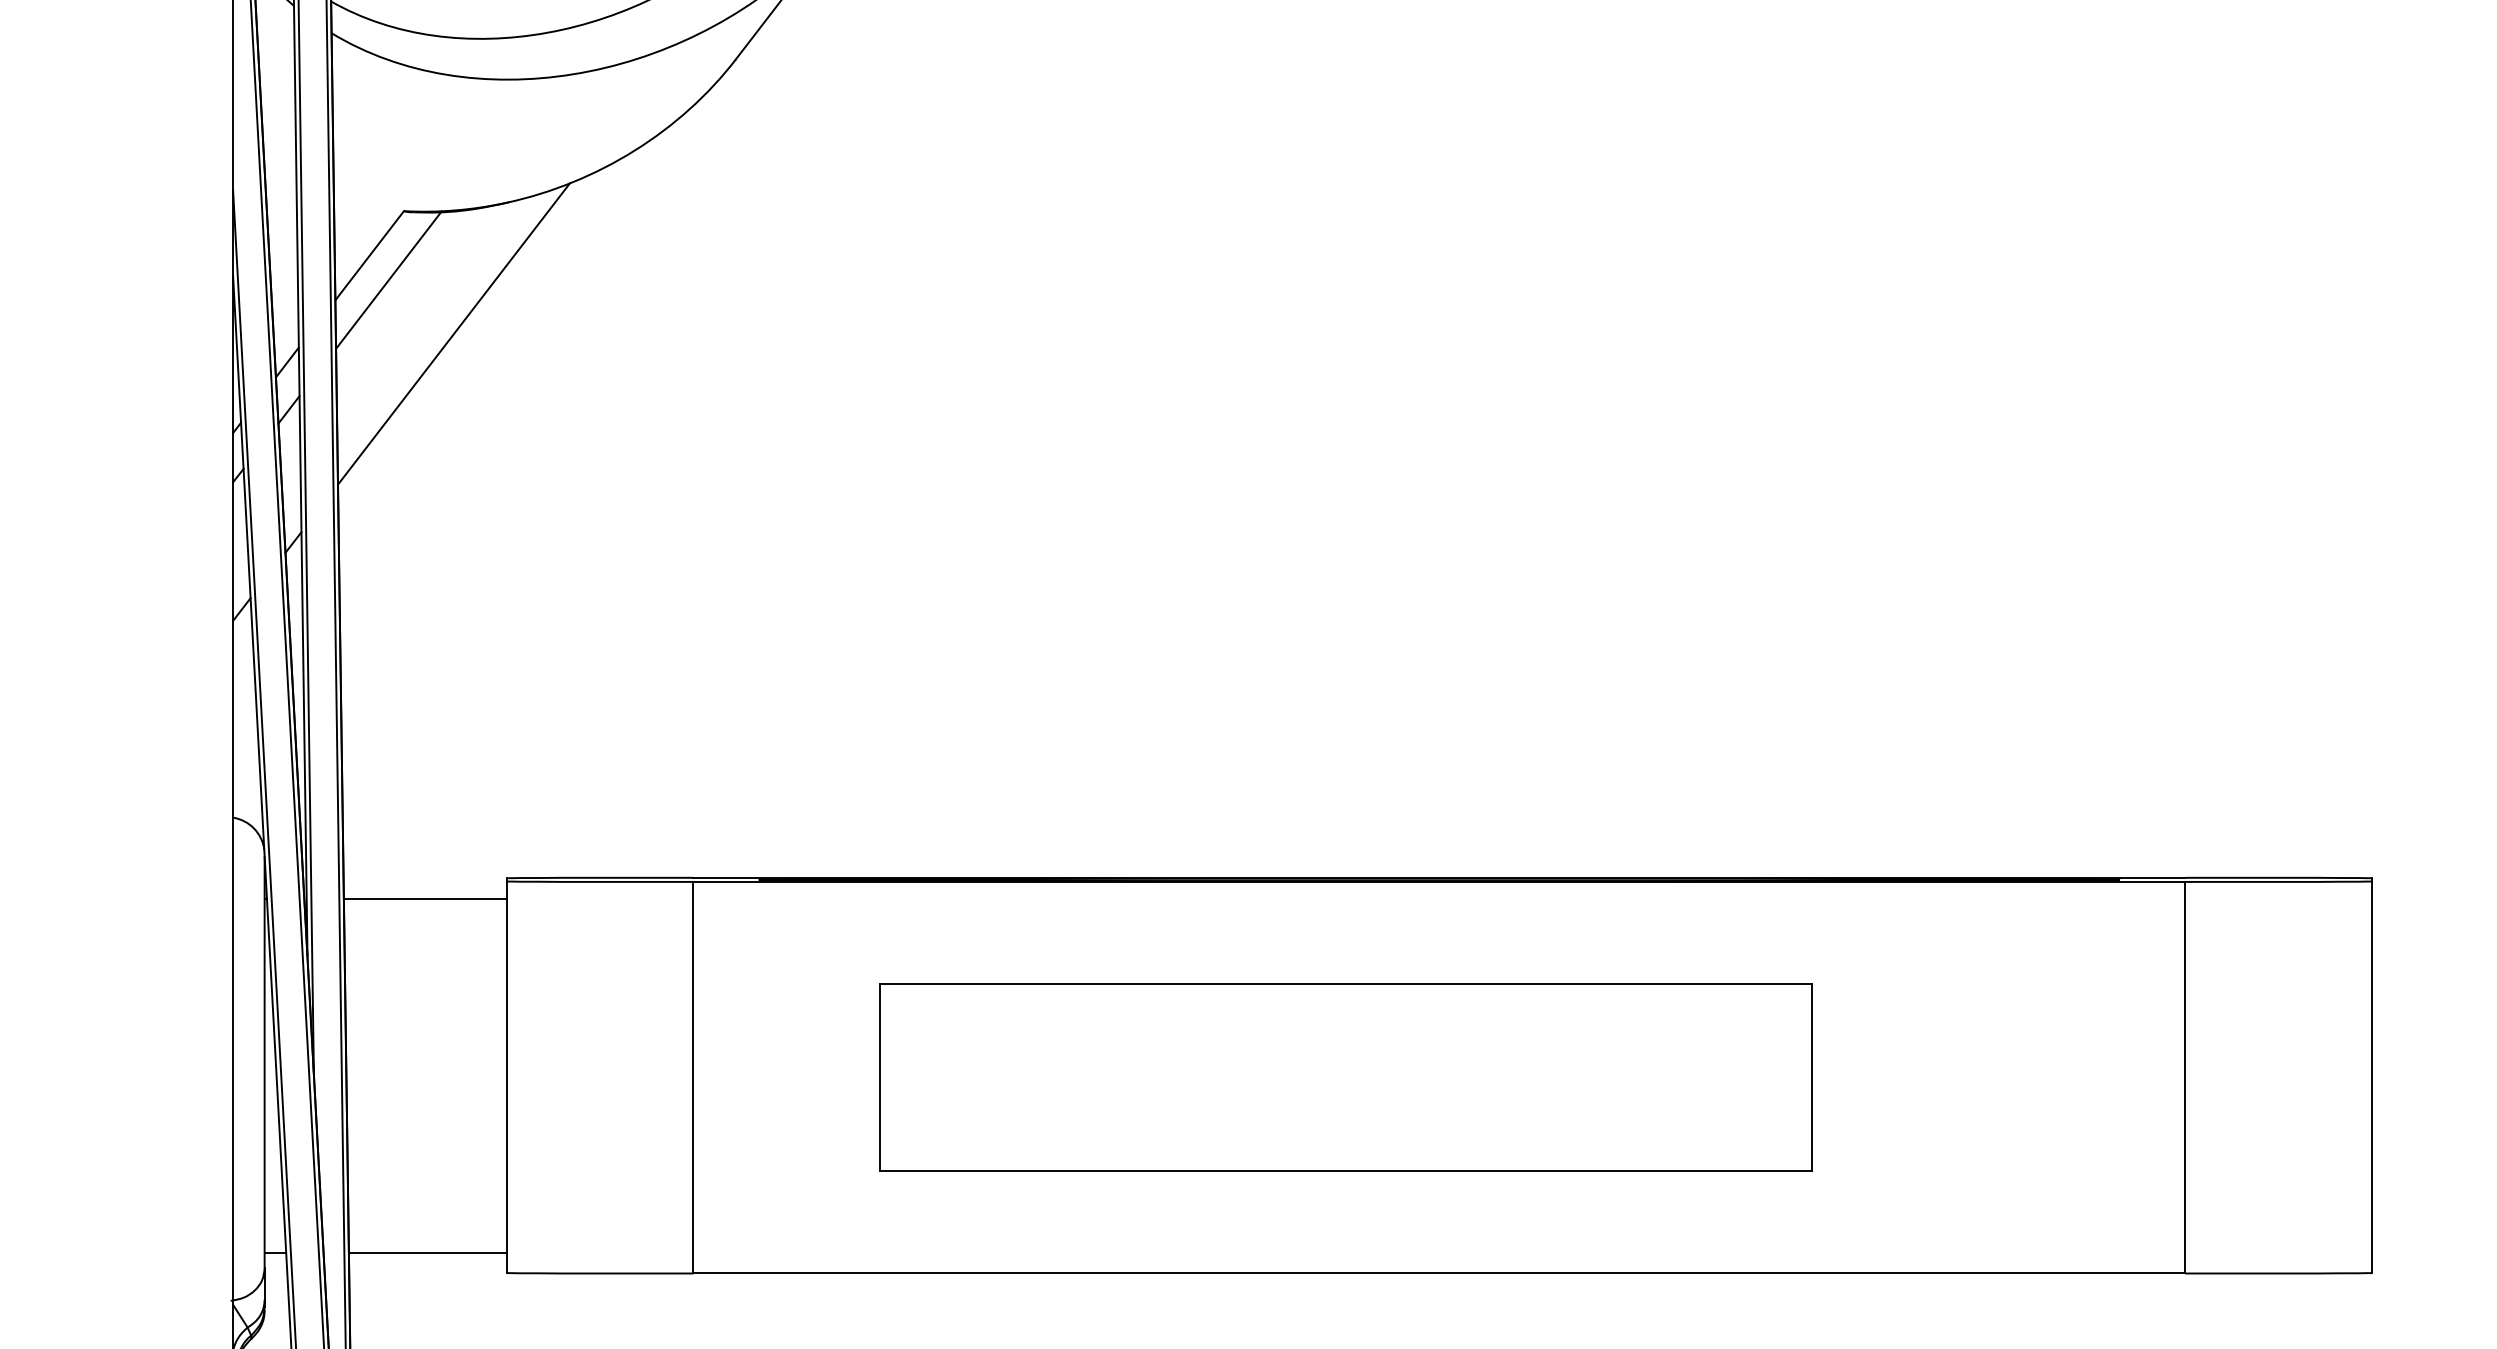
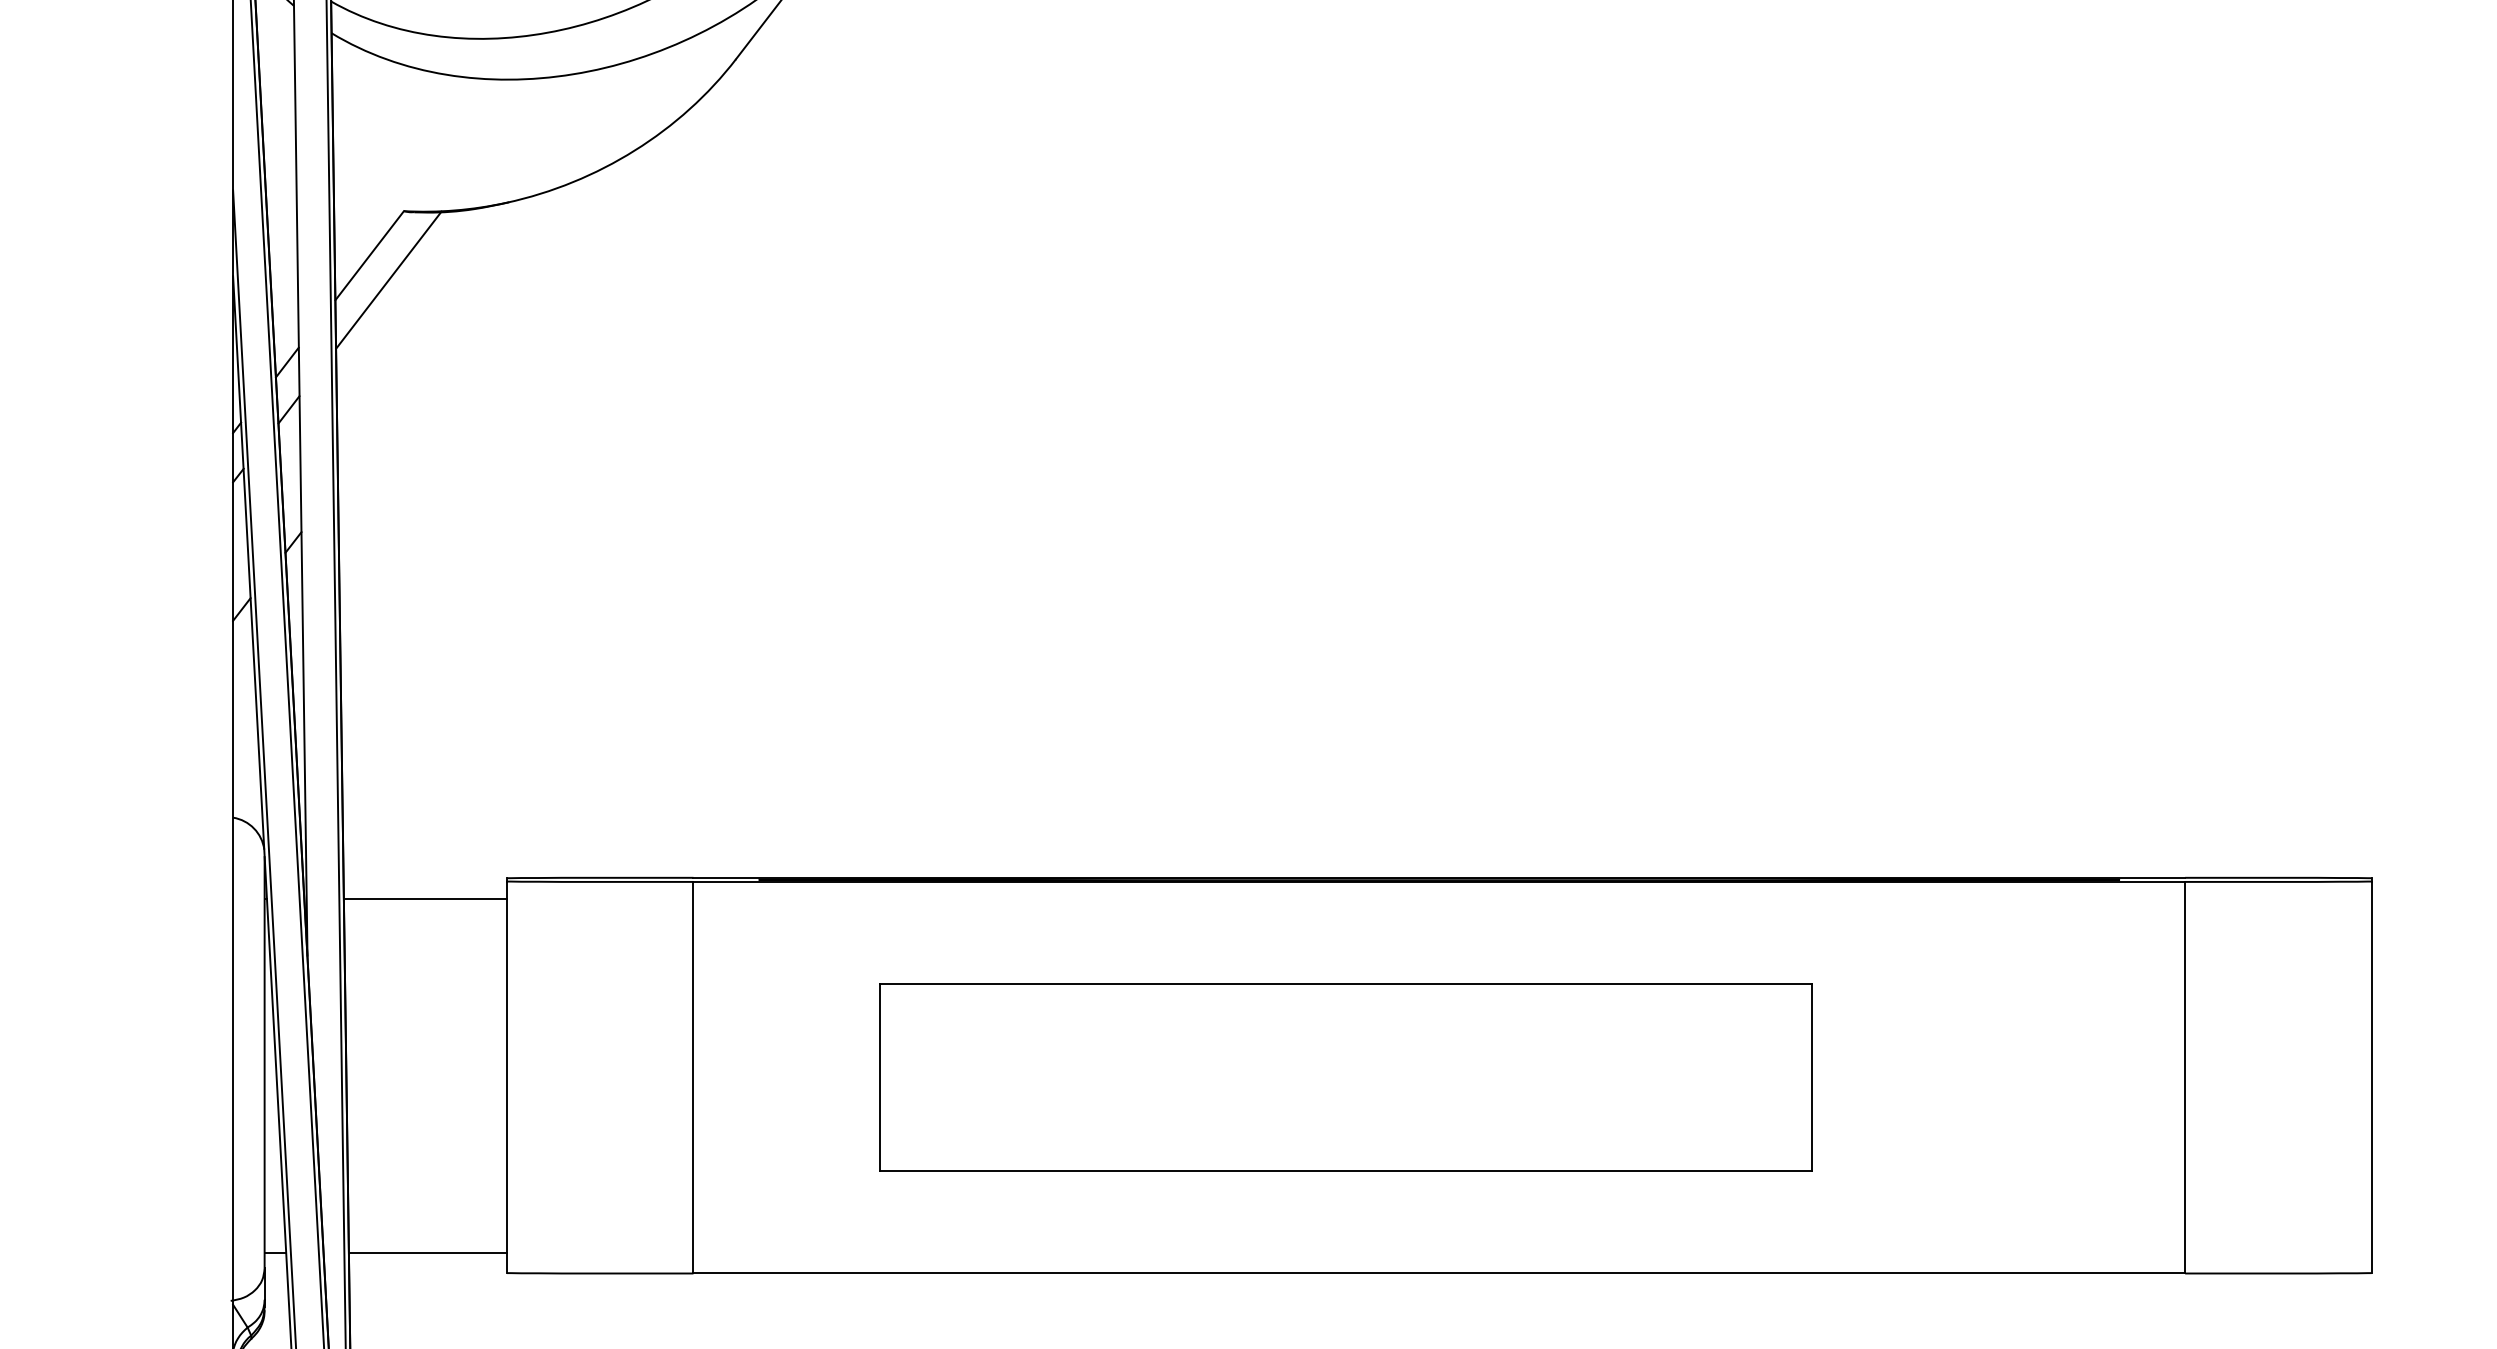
line: present -> none (453, 333)
line: present -> none (305, 536)
